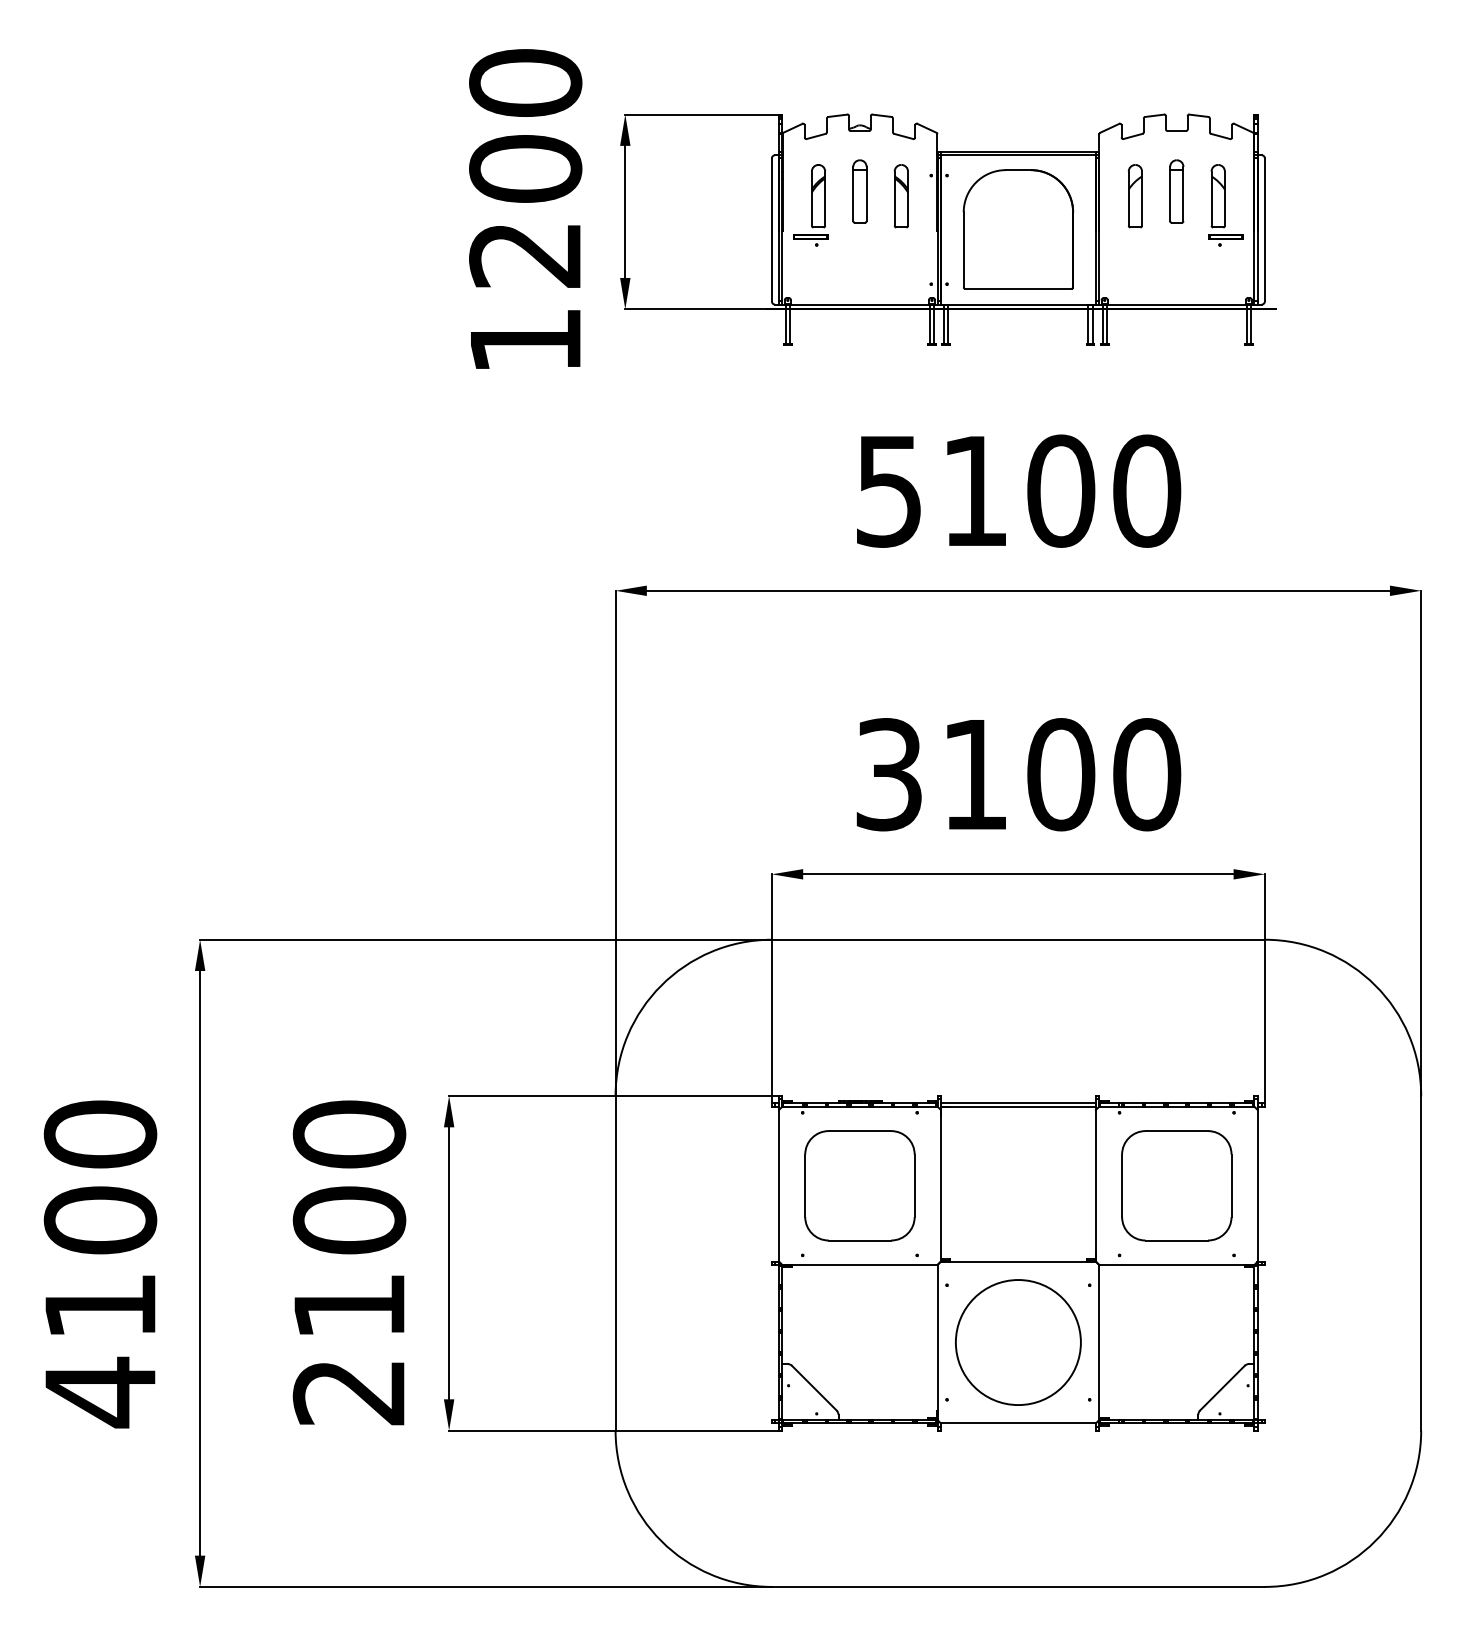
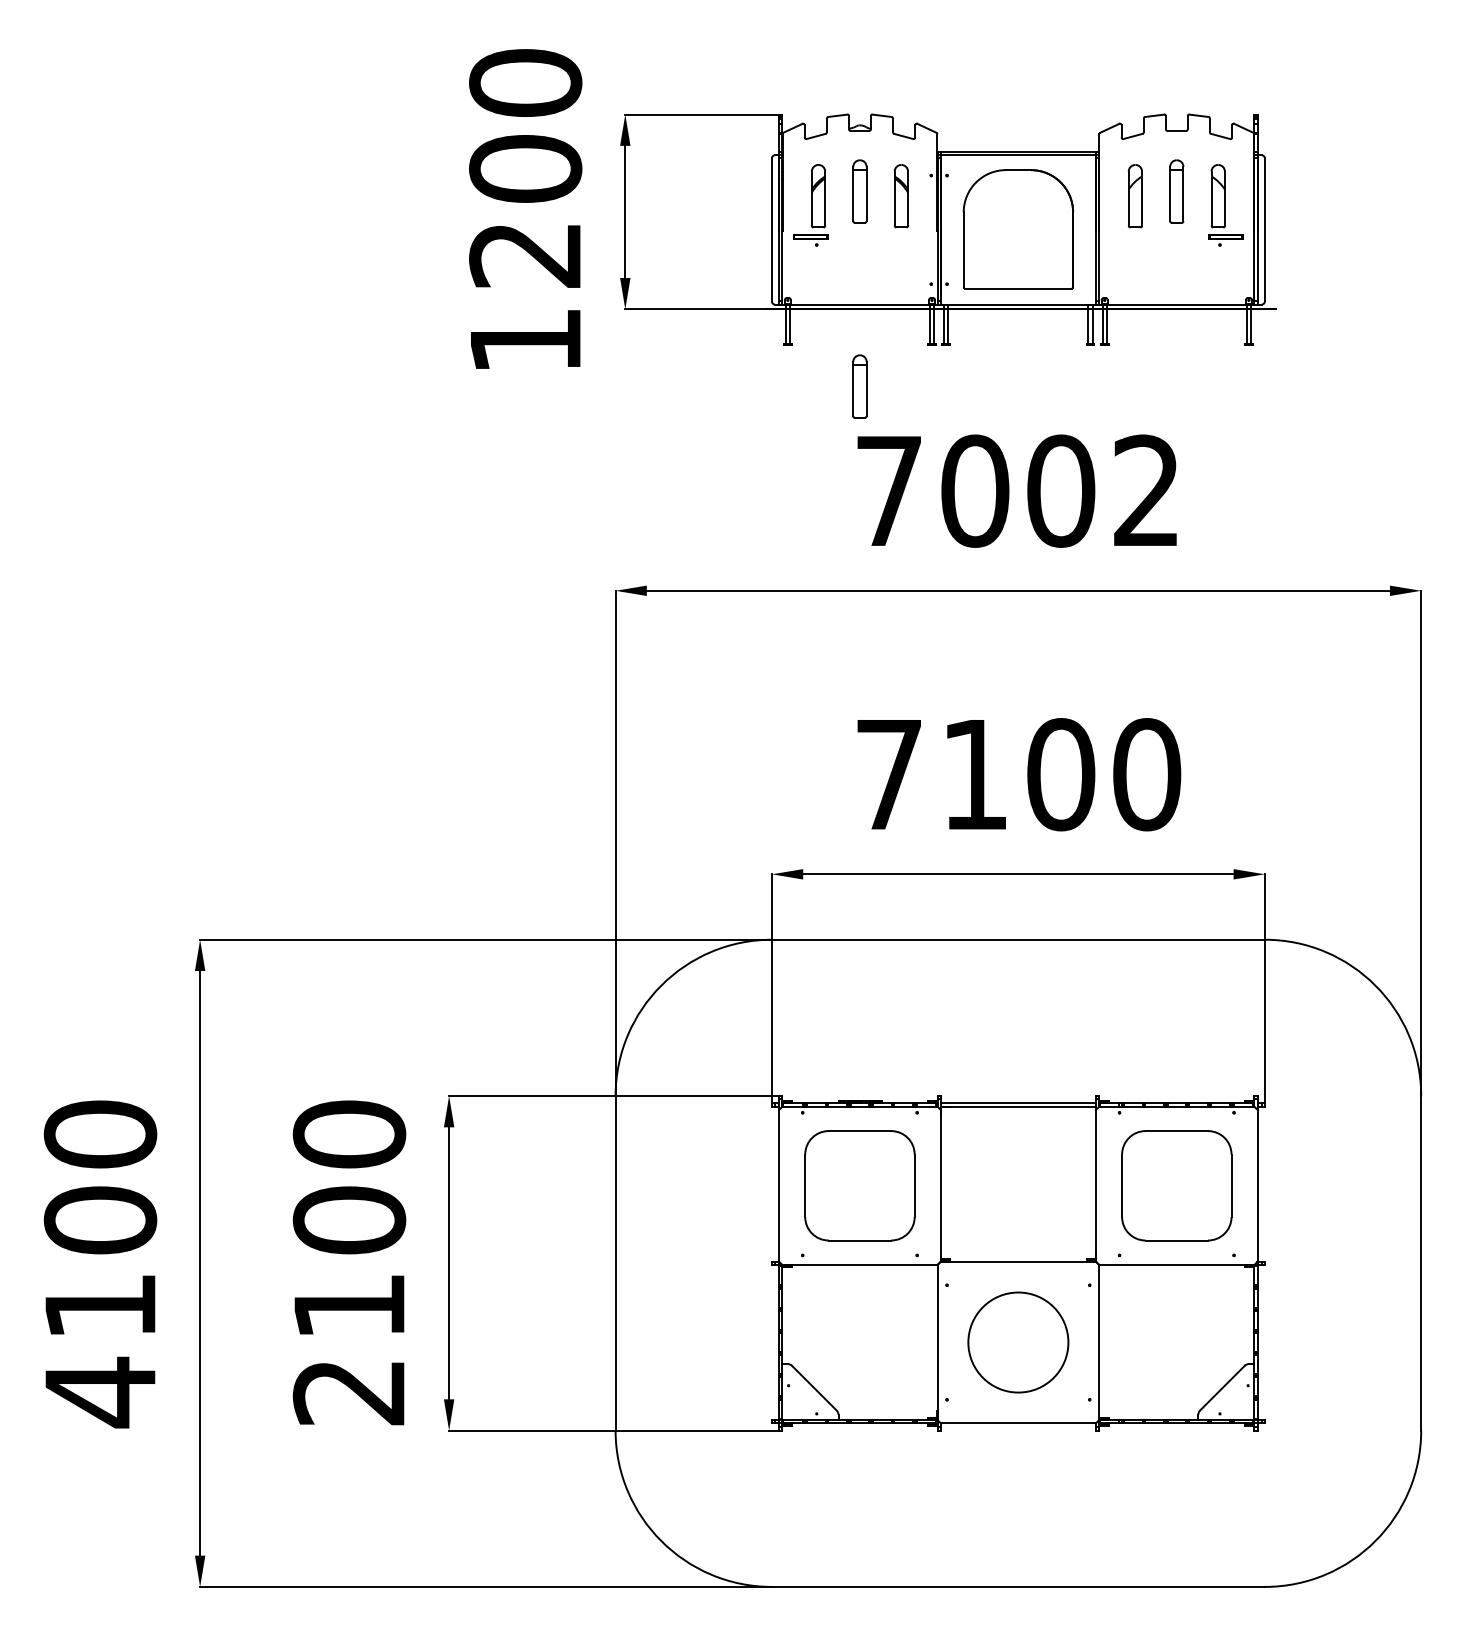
part: none -> present (859, 386)
text: 5100 -> 7002 (1019, 490)
text: 3100 -> 7100 (888, 774)
circle diameter: 125 px -> 100 px (1018, 1342)
